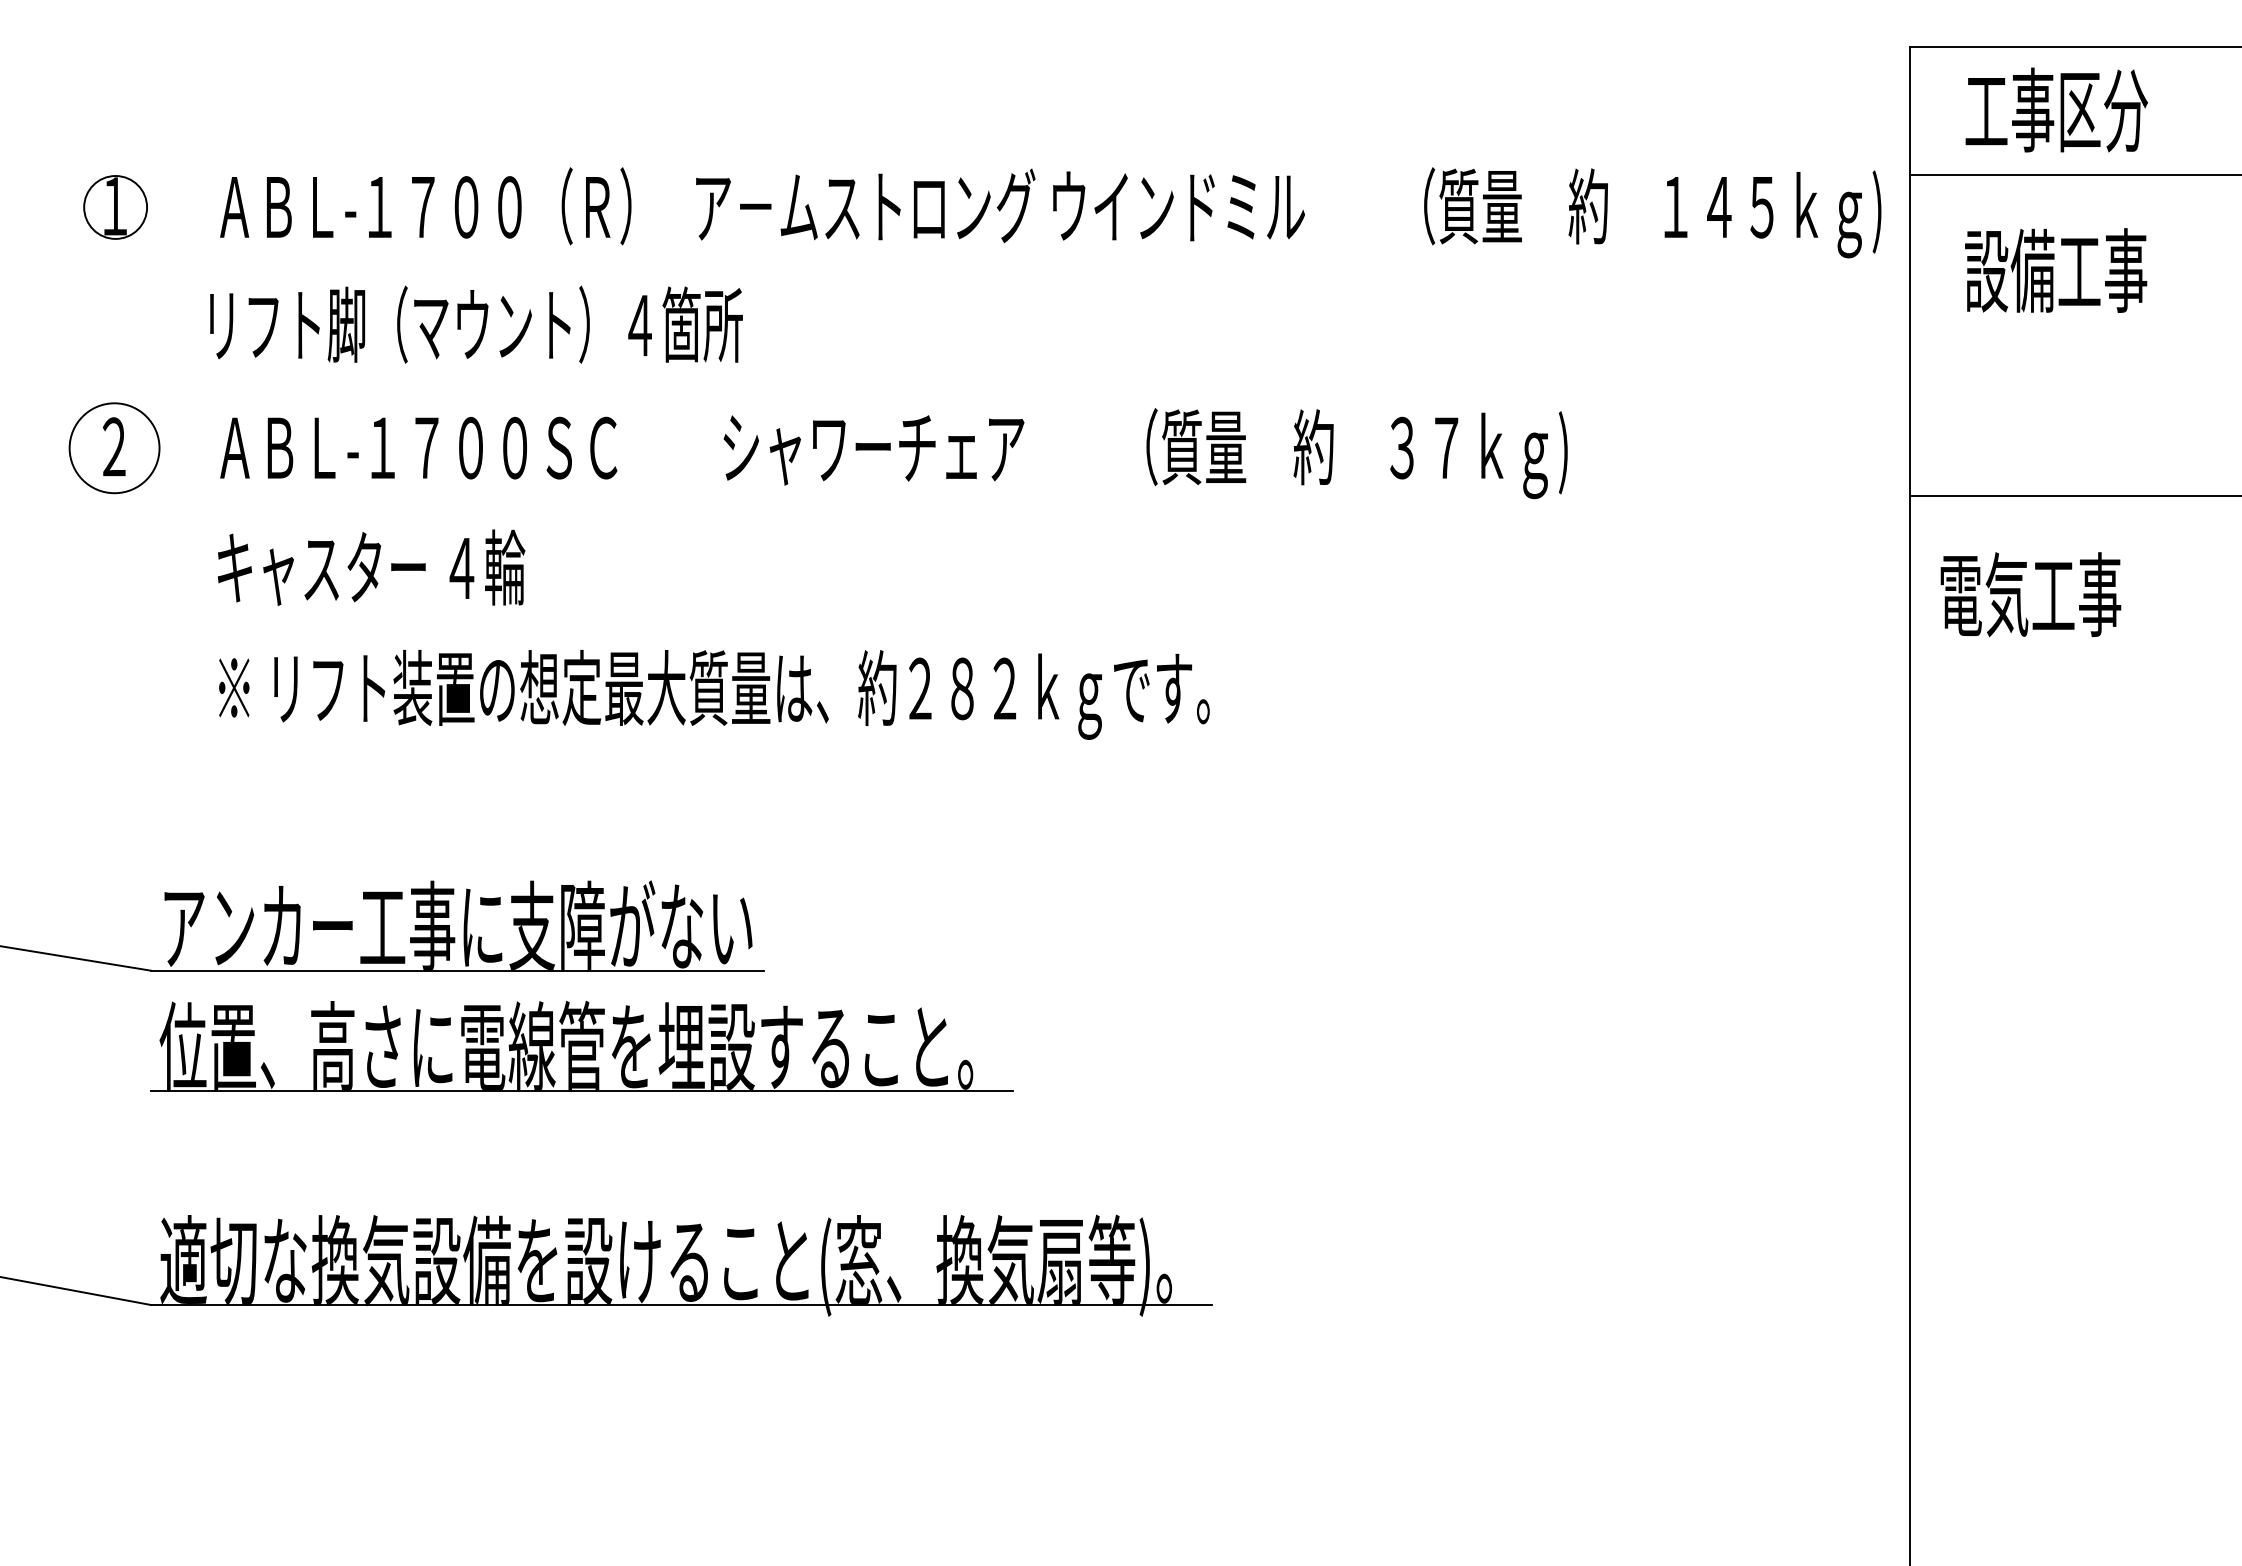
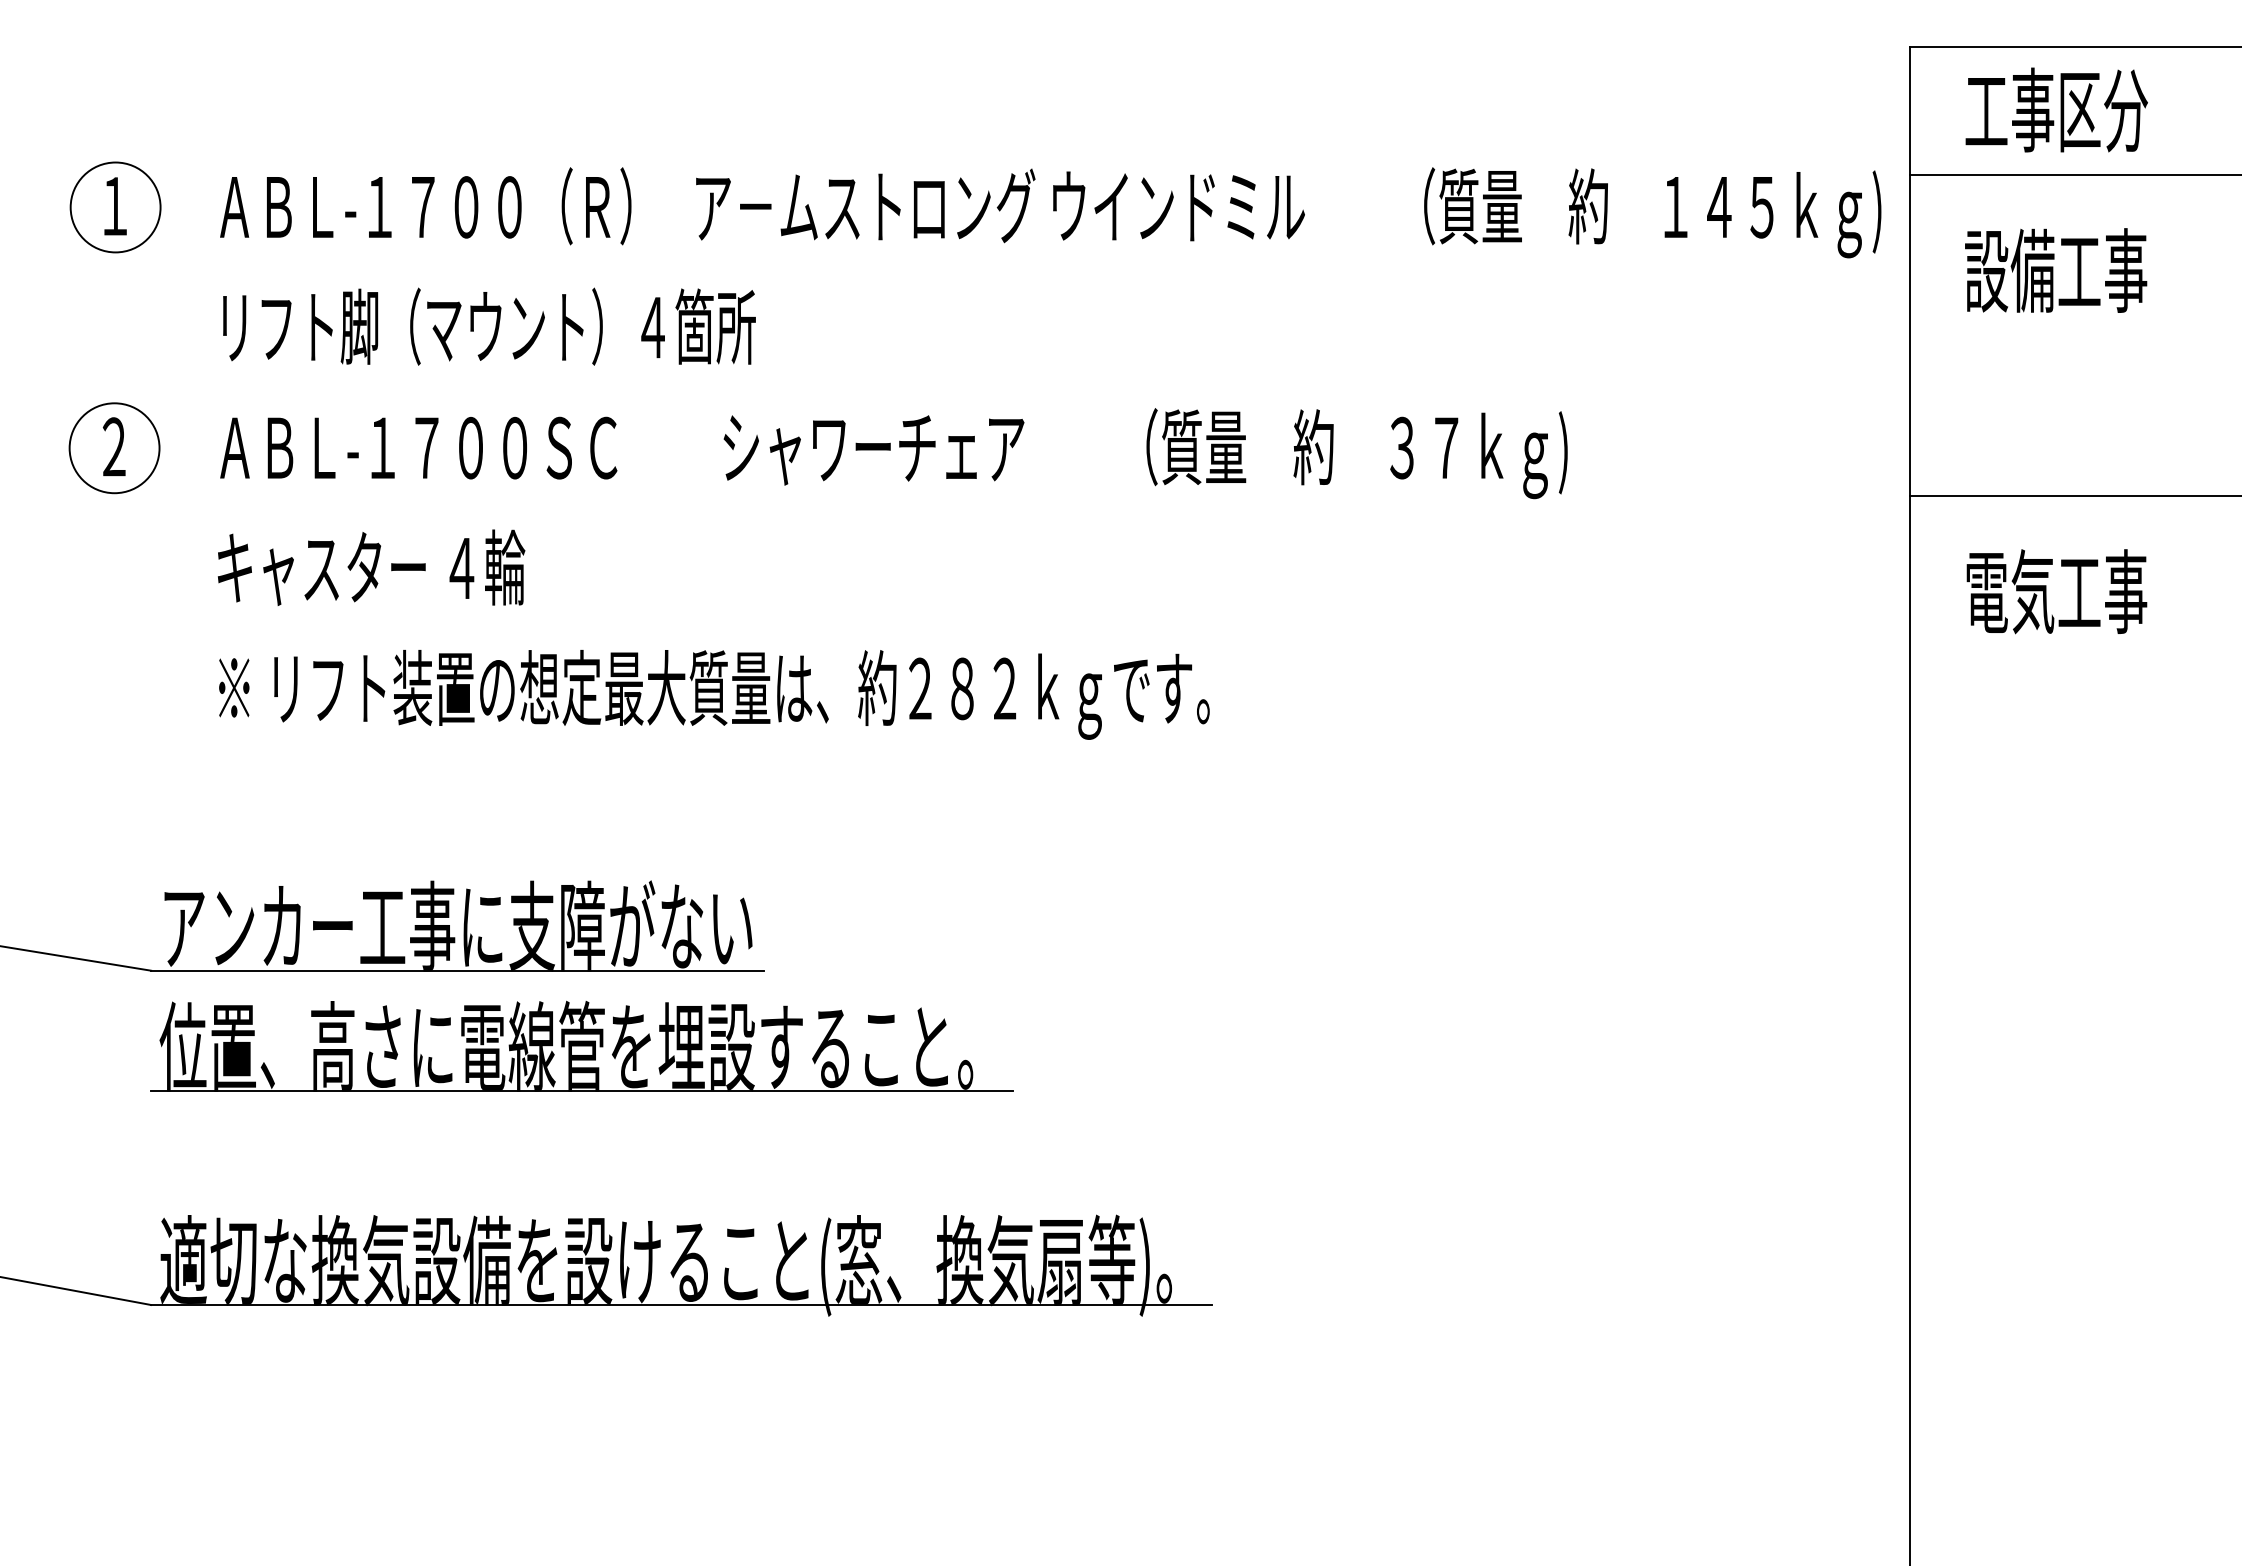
circle diameter: 63 px -> 90 px (115, 207)
text position: (476, 324) -> (489, 326) (489, 326)
text position: (2030, 594) -> (2056, 591) (2056, 591)
